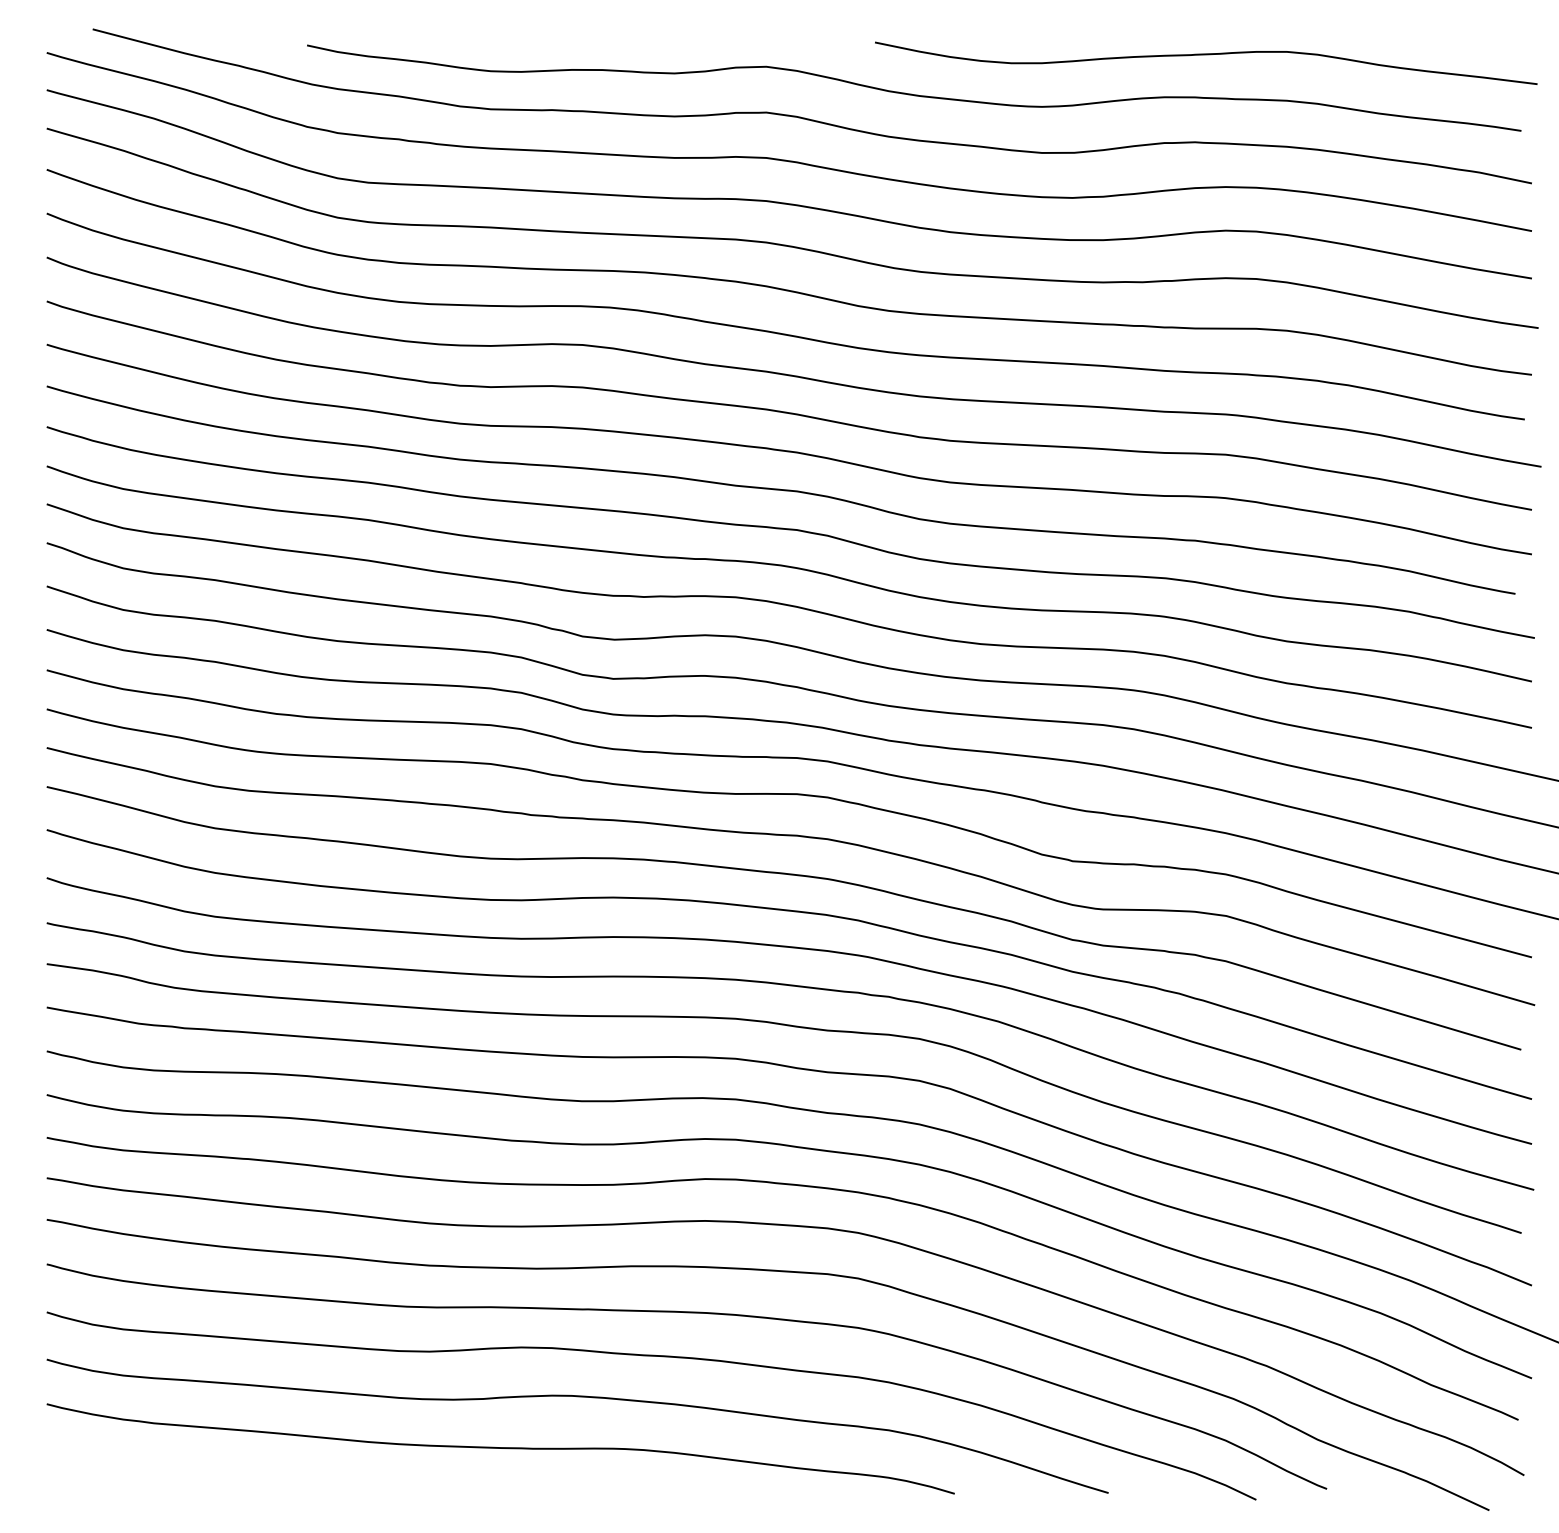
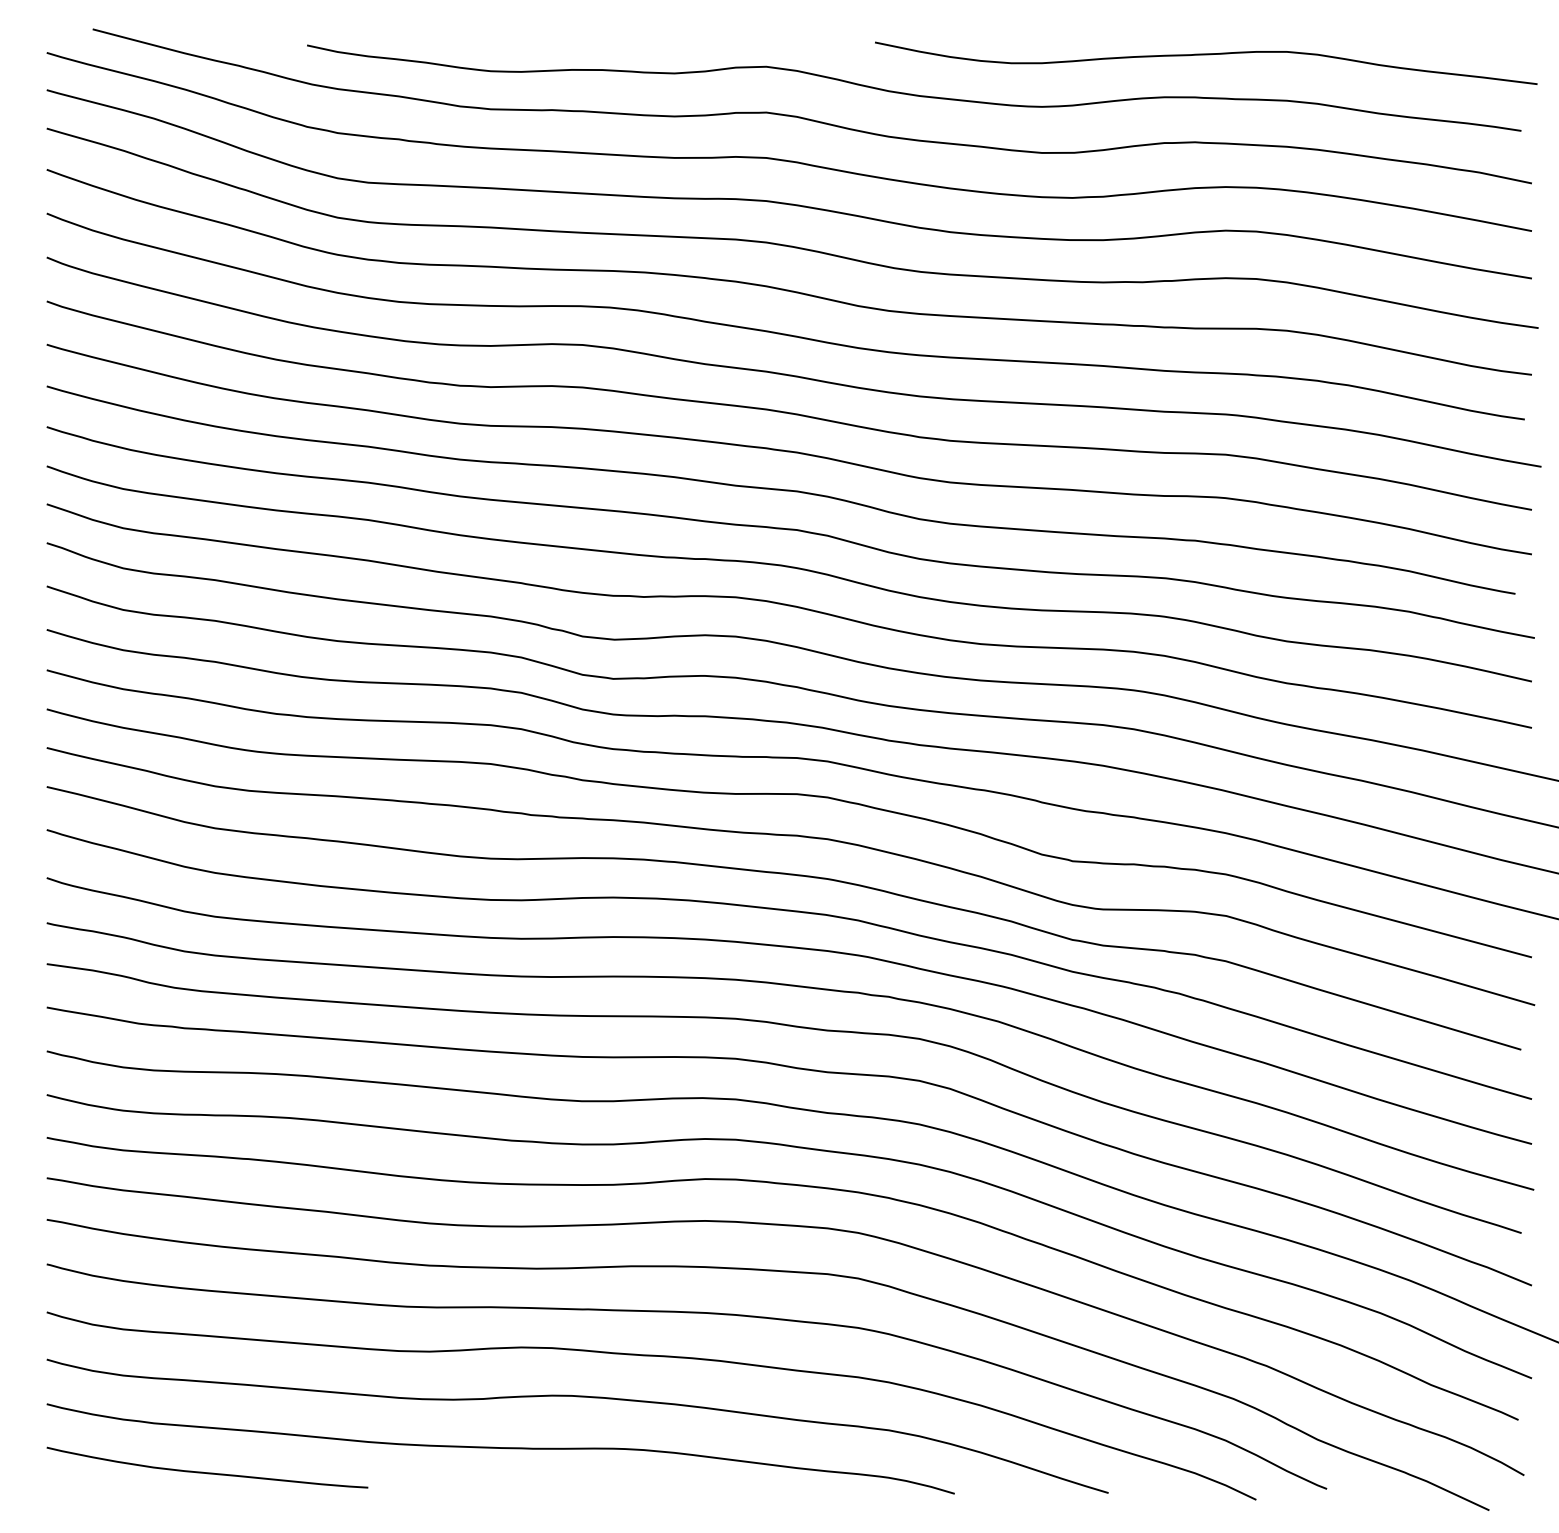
curve: none -> present (207, 1472)
